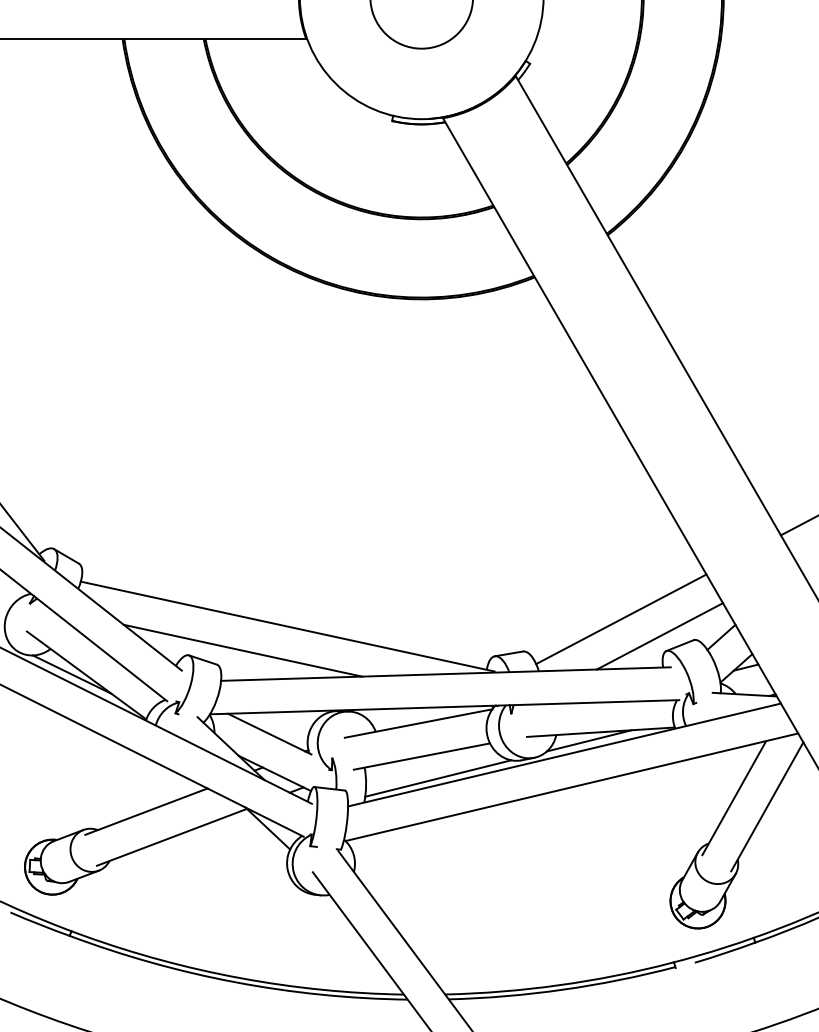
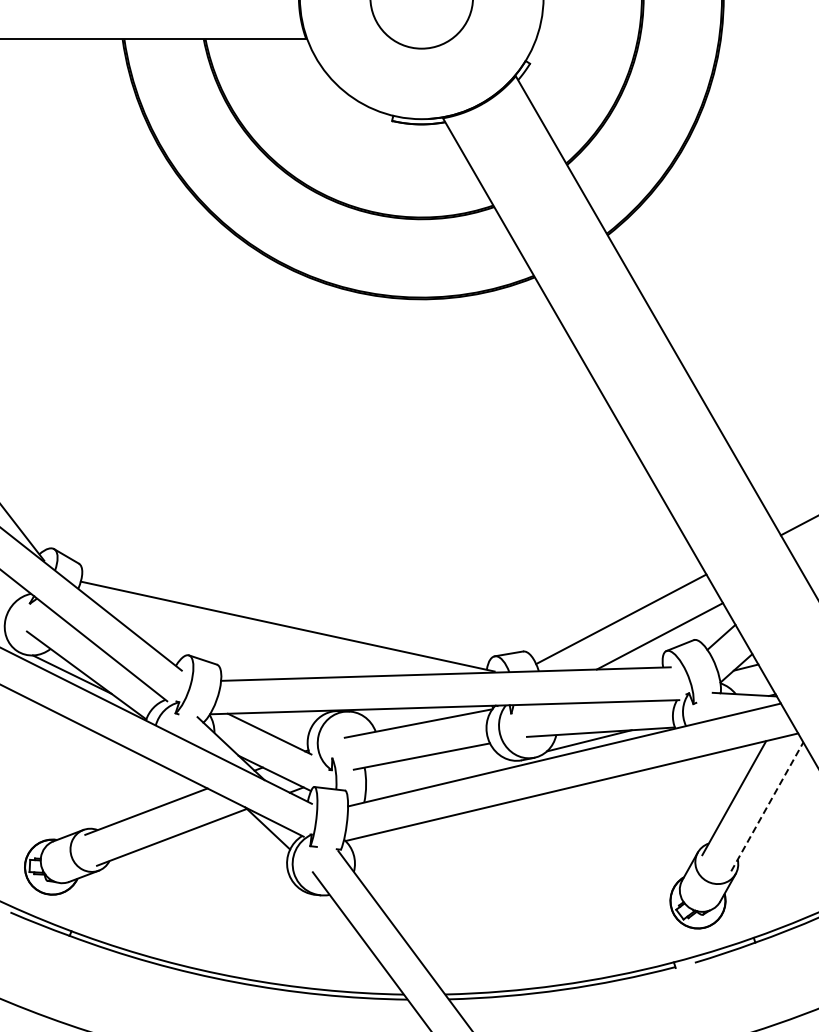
line: present -> none (242, 650)
line: present -> none (438, 778)
line: solid -> dashed (767, 806)
